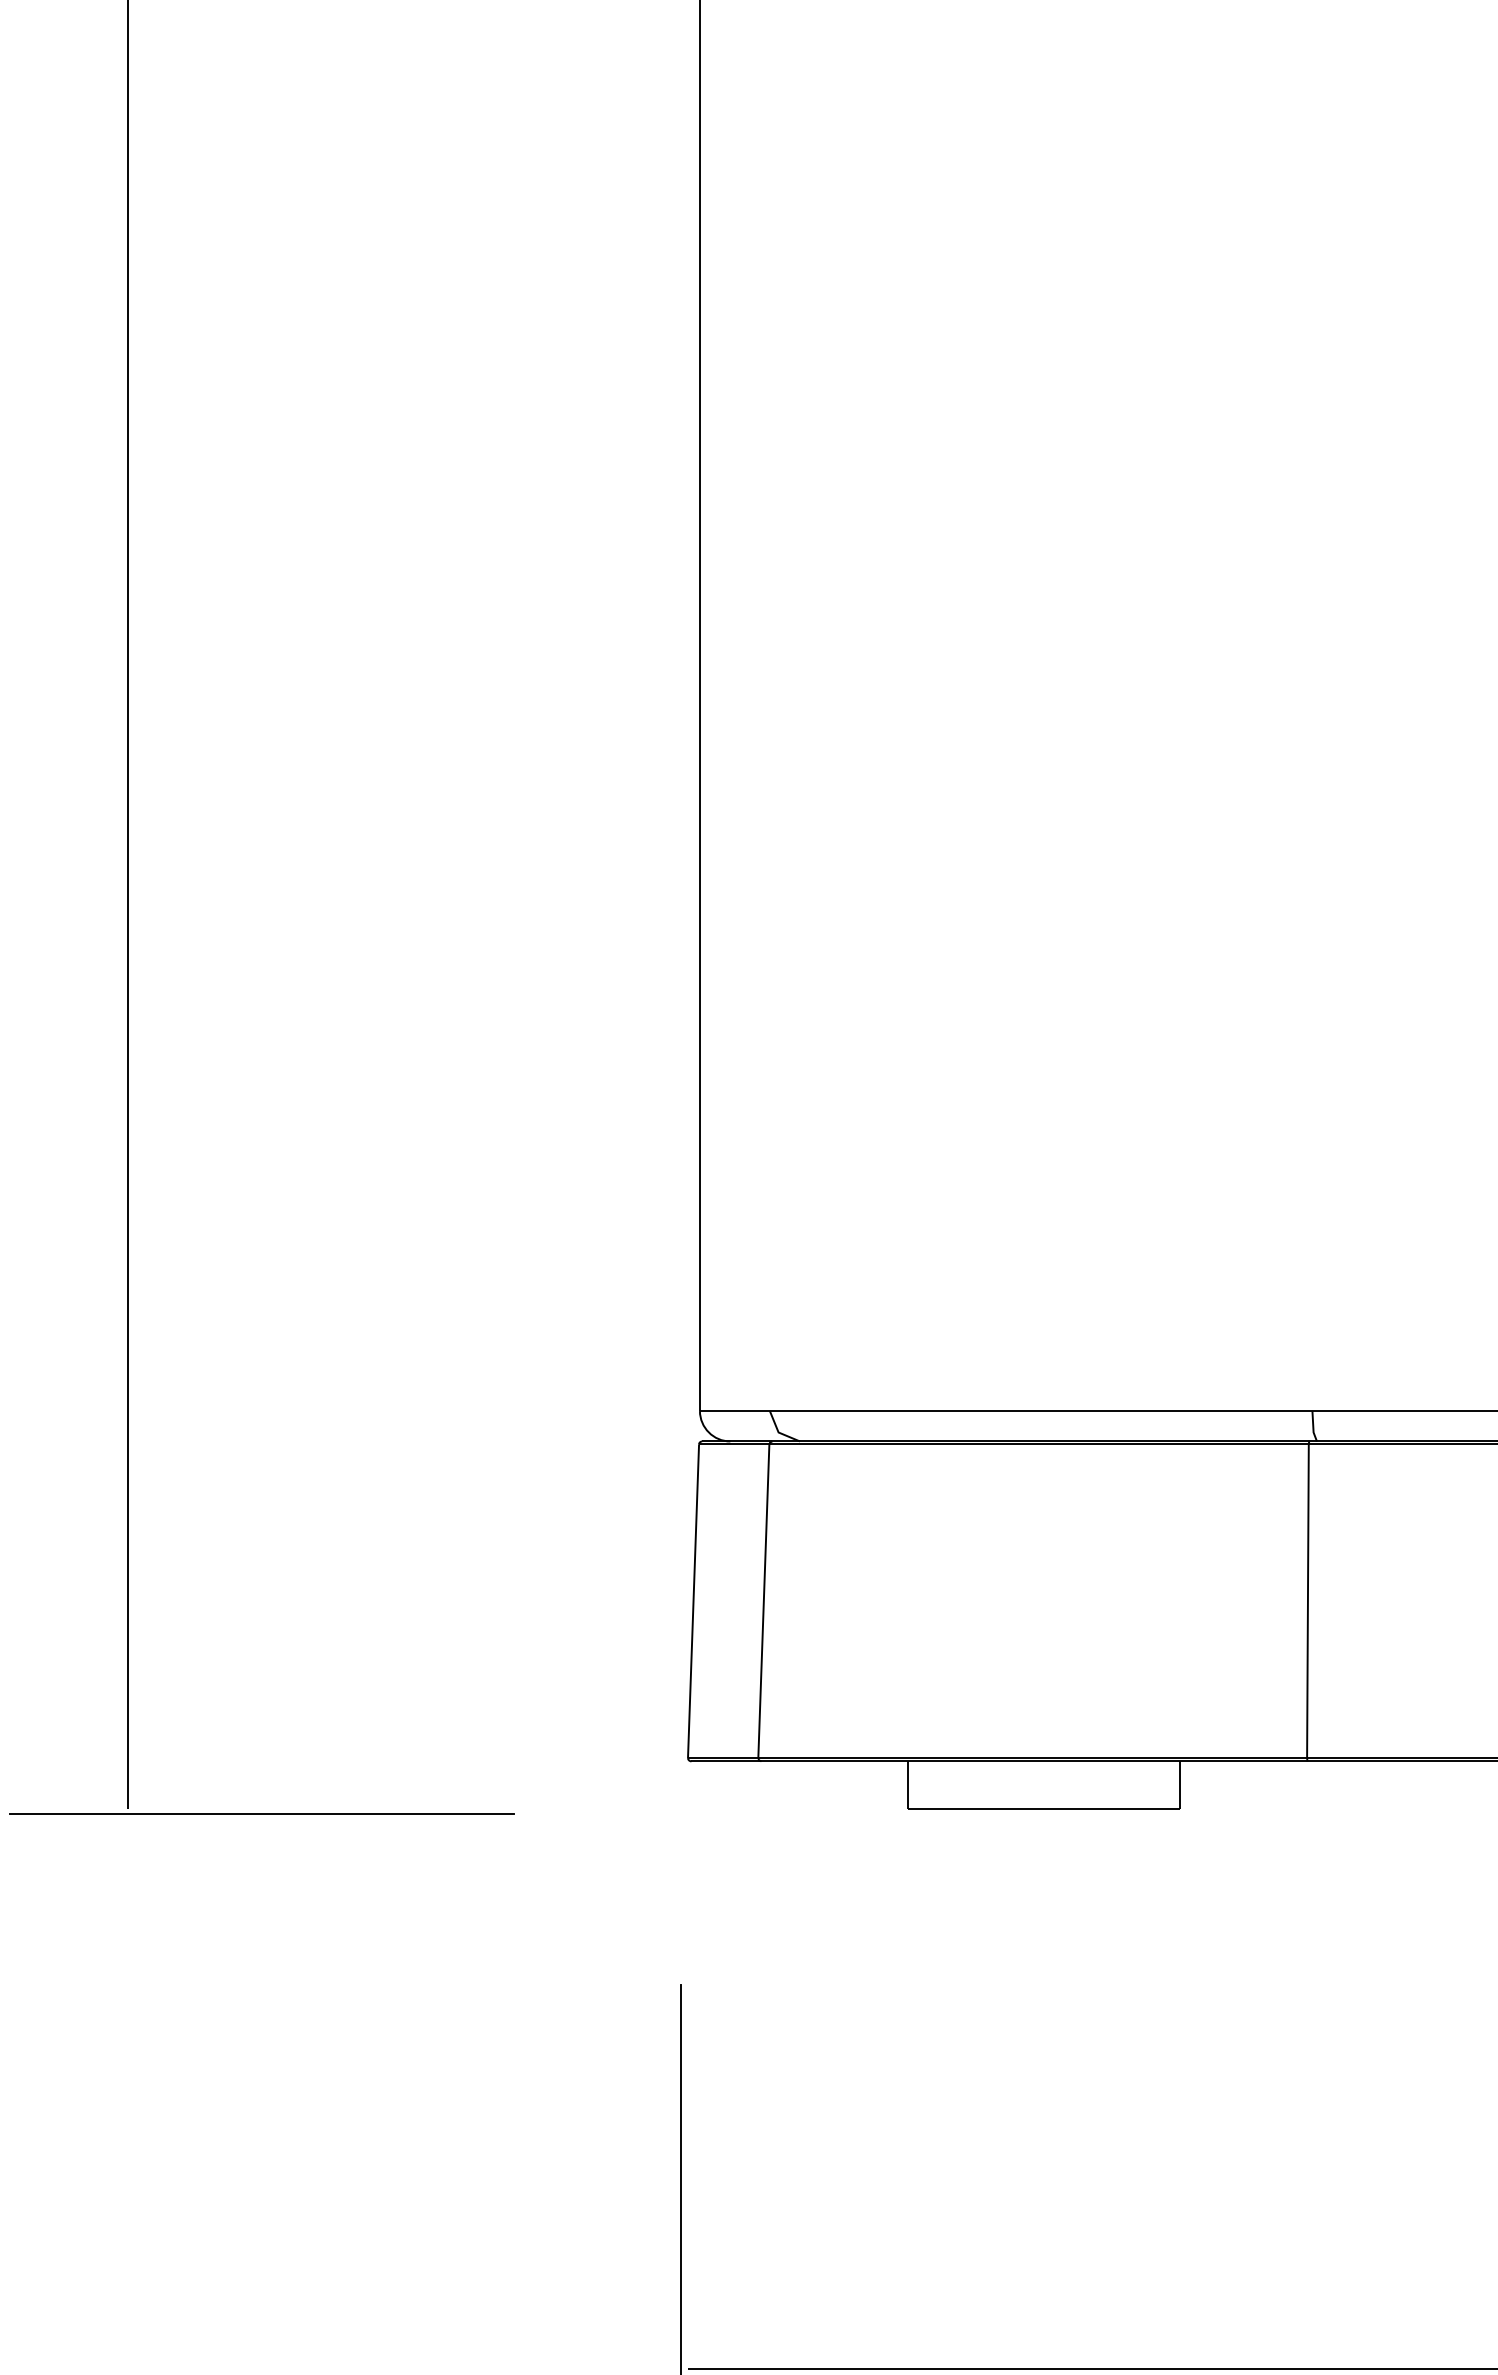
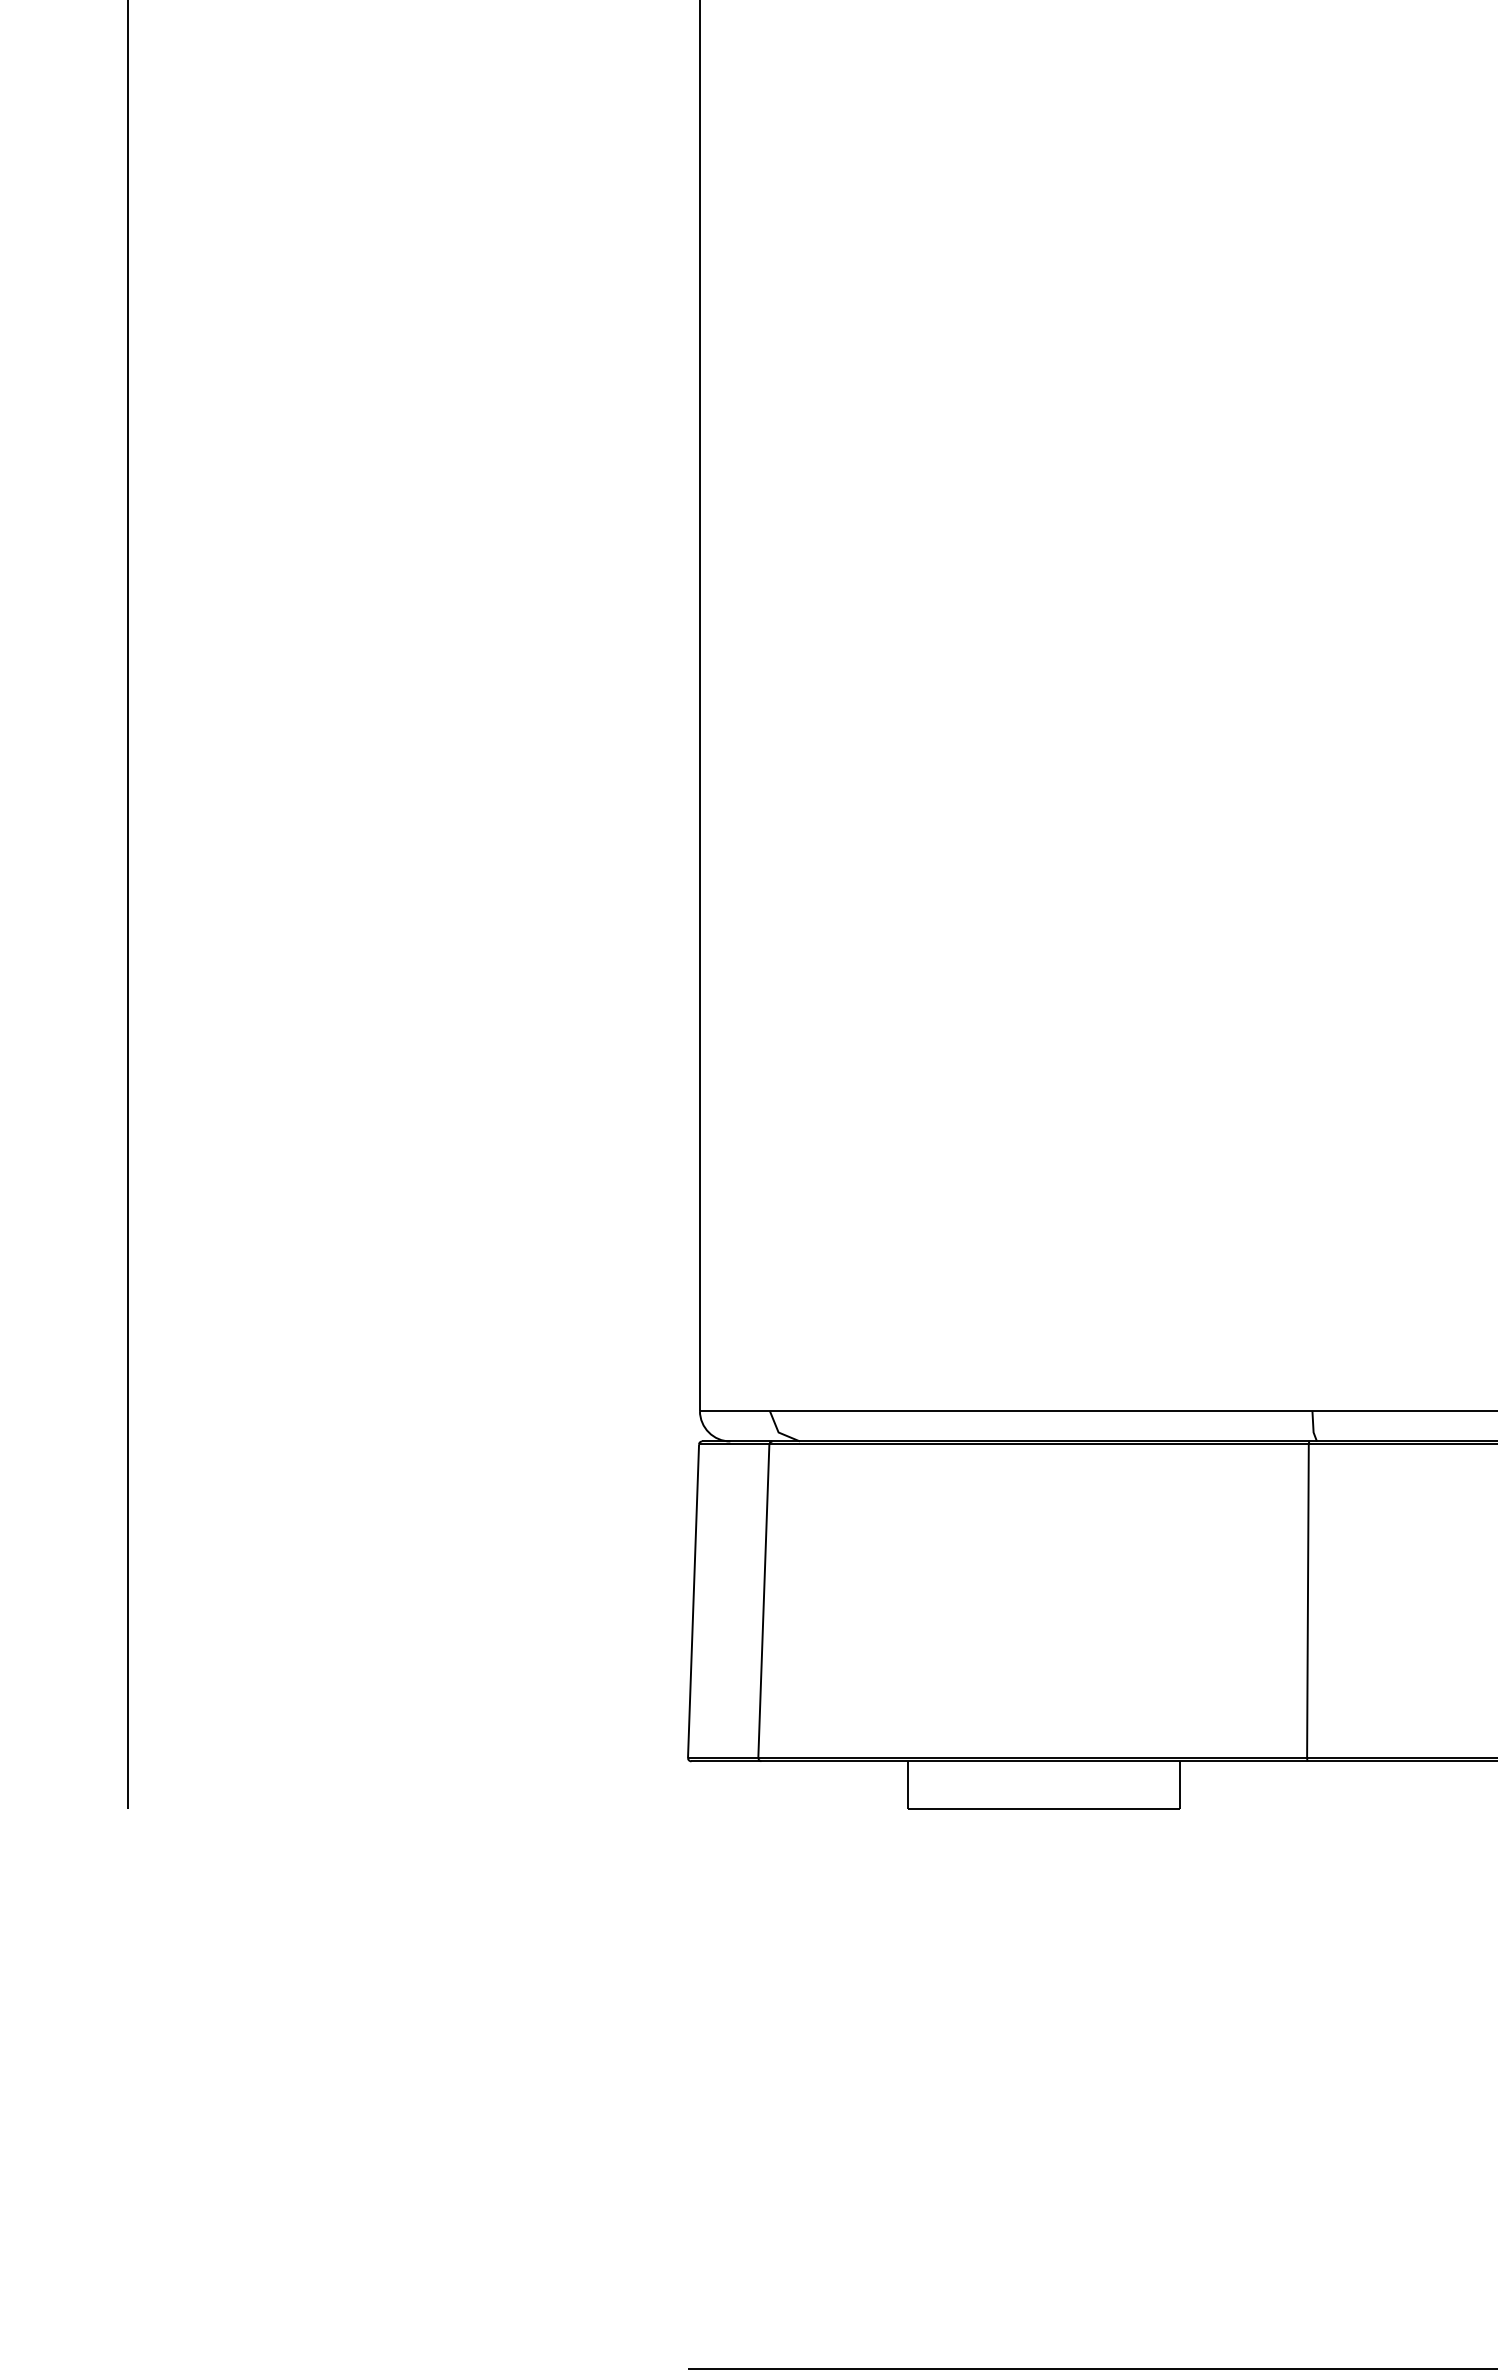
line: present -> none (262, 1814)
line: present -> none (681, 2177)
